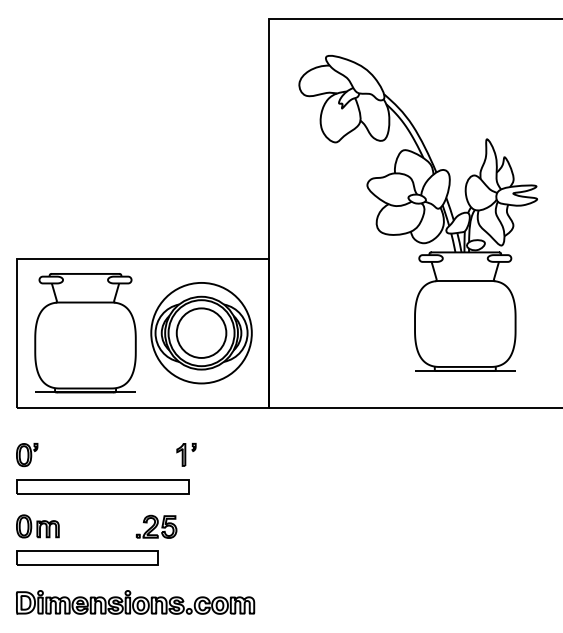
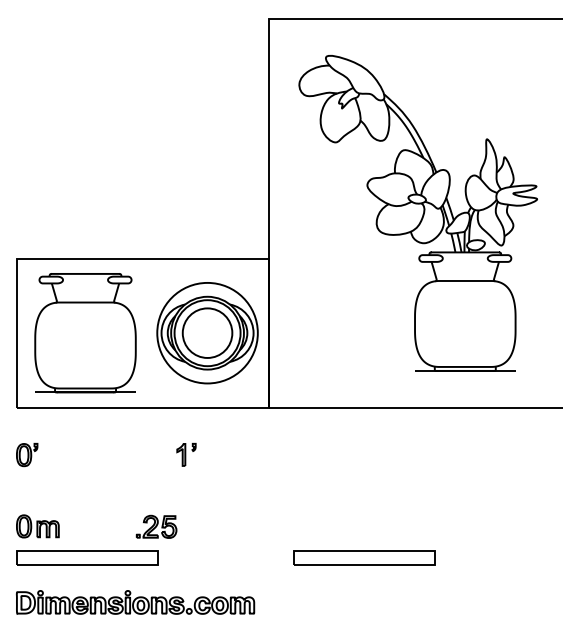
part position: (201, 333) -> (207, 333) (207, 333)
part: present -> none (102, 486)
part: none -> present (364, 557)
